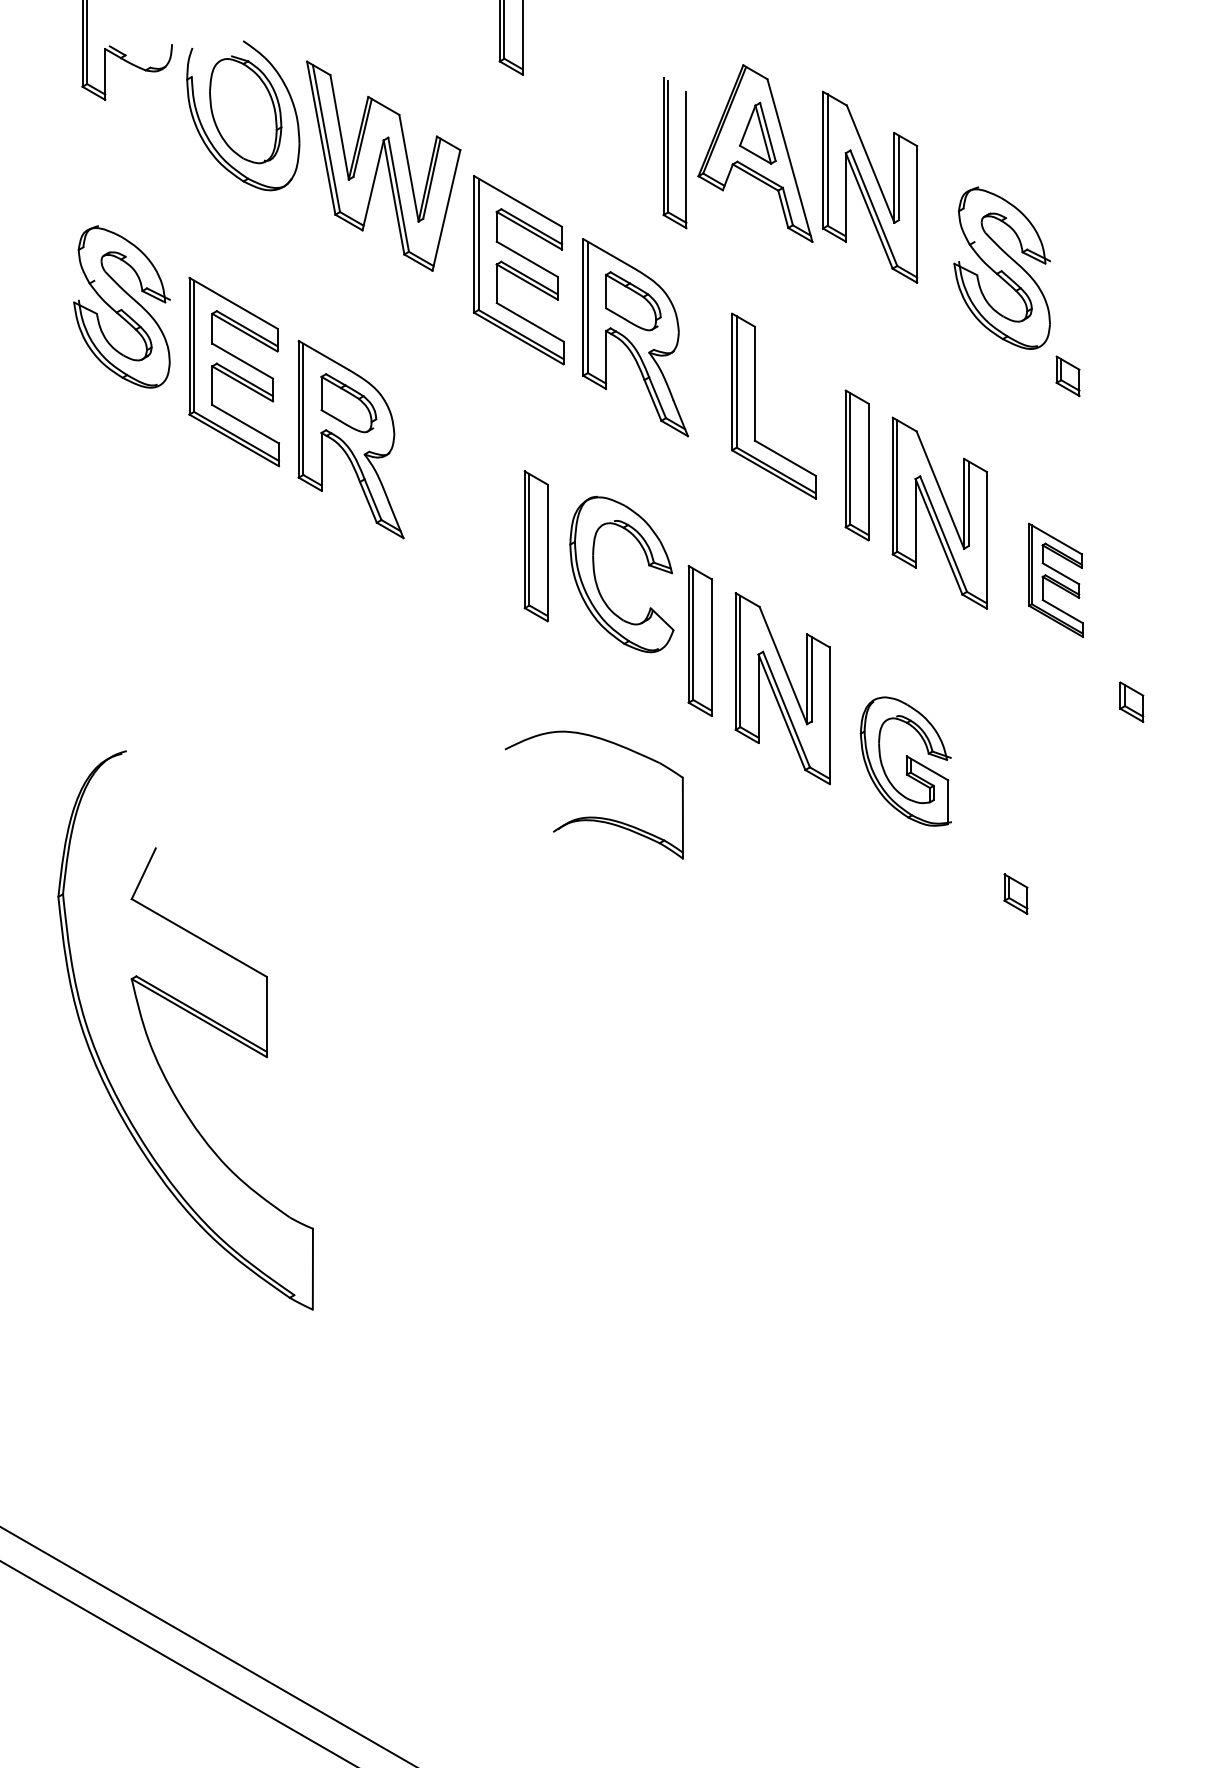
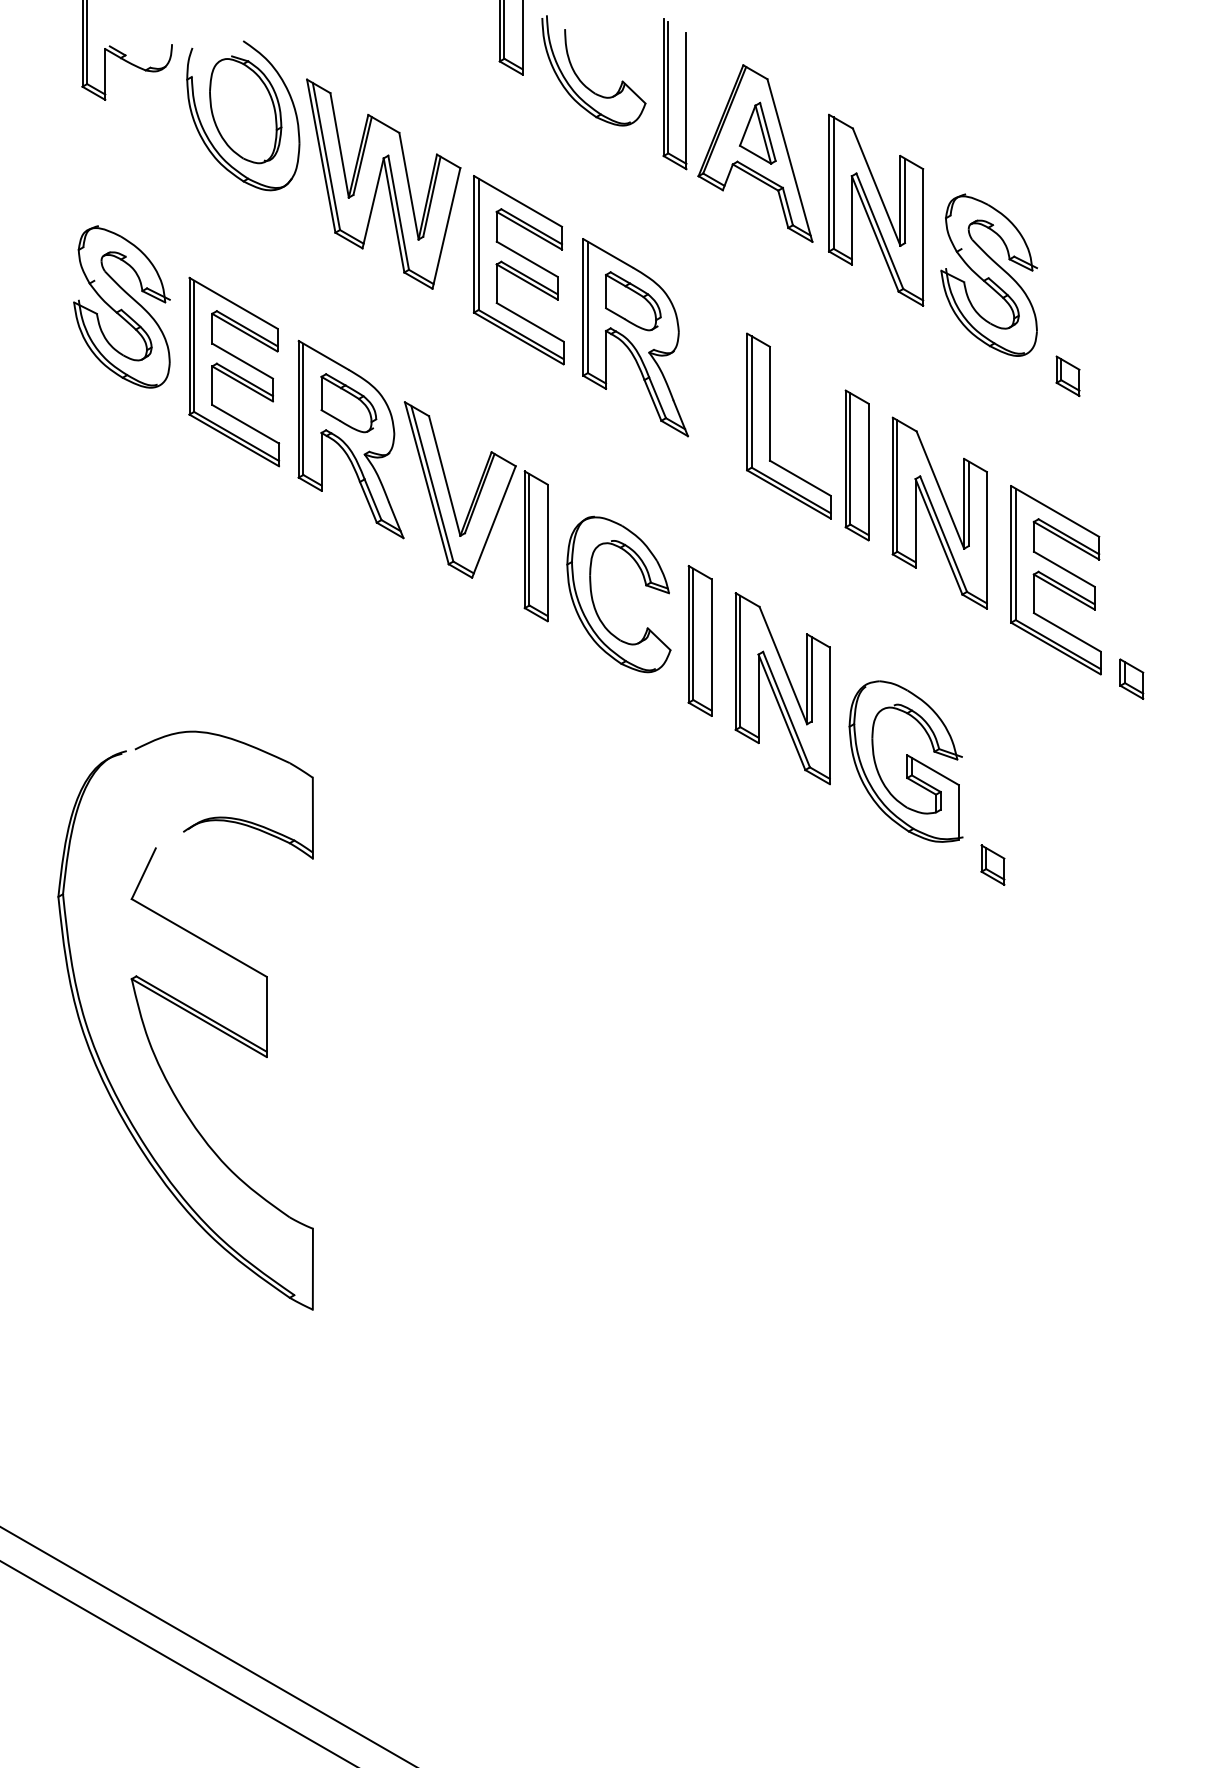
part: none -> present (582, 81)
part position: (674, 153) -> (674, 94) (674, 94)
part position: (383, 165) -> (383, 183) (383, 183)
part position: (870, 186) -> (876, 209) (876, 209)
part position: (1001, 267) -> (988, 274) (988, 274)
part position: (755, 405) -> (770, 425) (770, 425)
part: none -> present (450, 493)
part position: (596, 578) -> (593, 598) (593, 598)
part size: 56x116 px -> 92x191 px (1055, 580)
part position: (1131, 701) -> (1131, 678) (1131, 678)
part size: 93x131 px -> 116x163 px (905, 761)
part position: (593, 816) -> (223, 816) (223, 816)
part position: (1015, 893) -> (992, 864) (992, 864)
